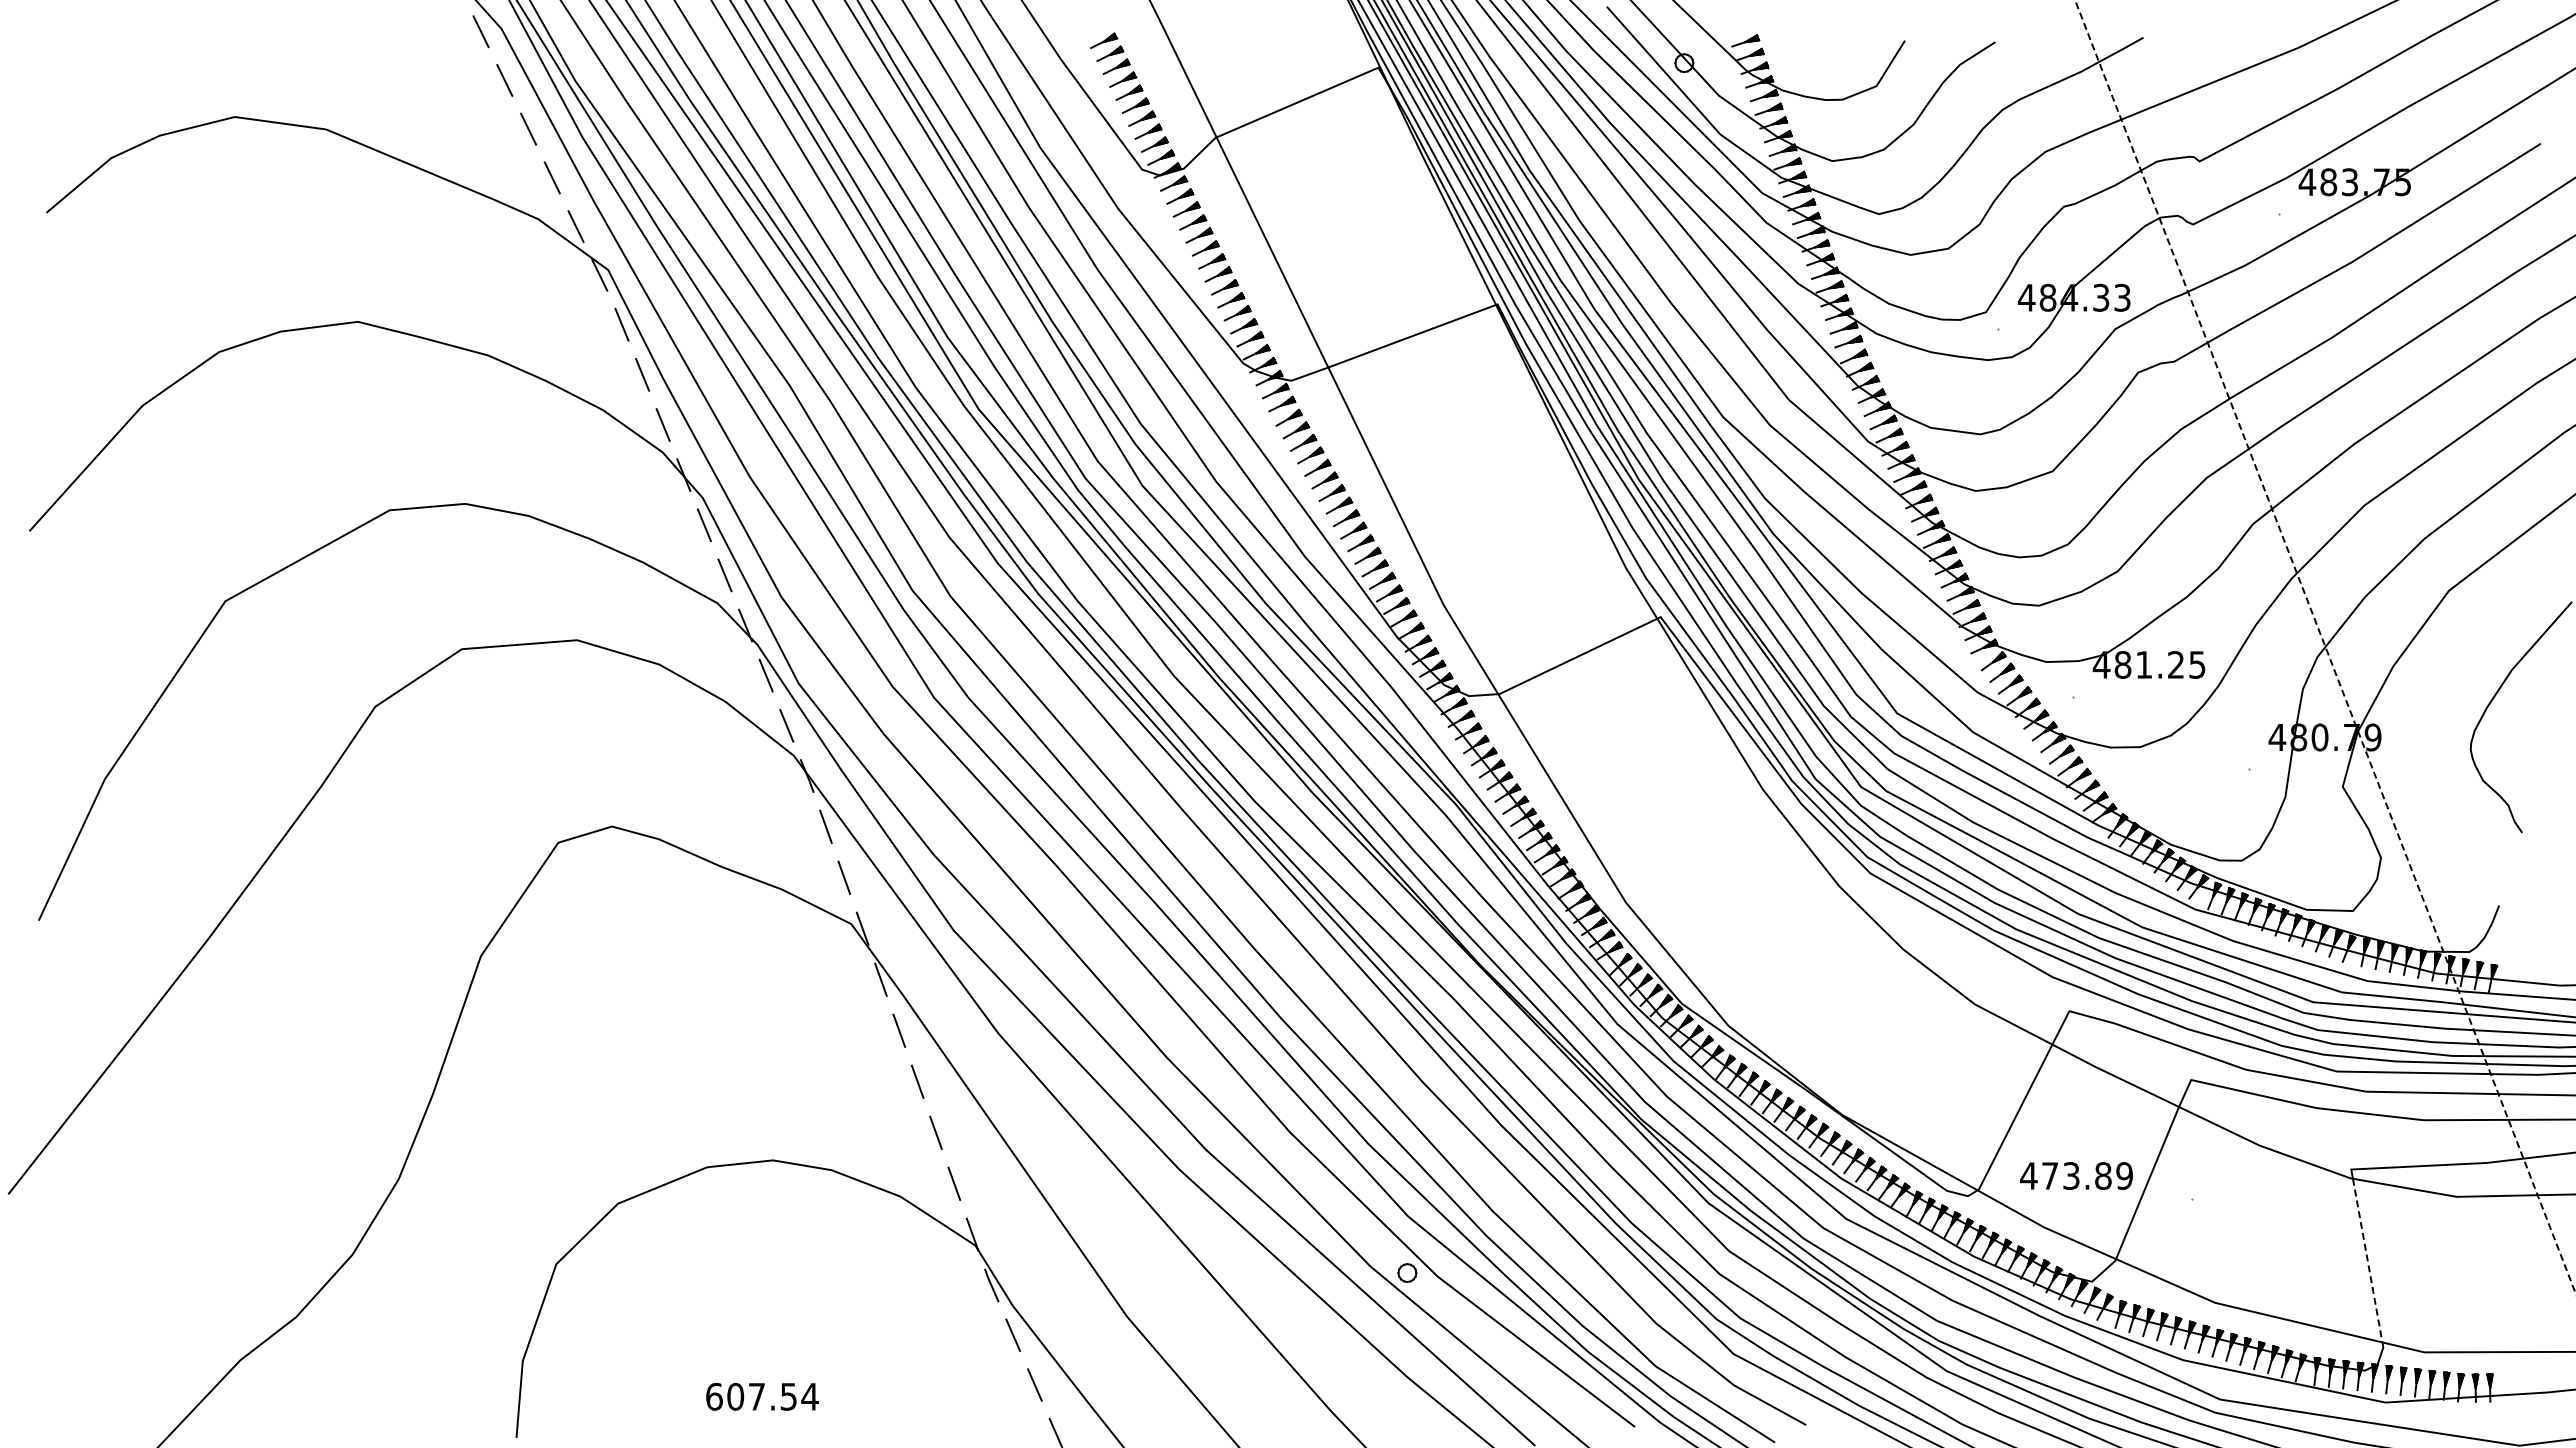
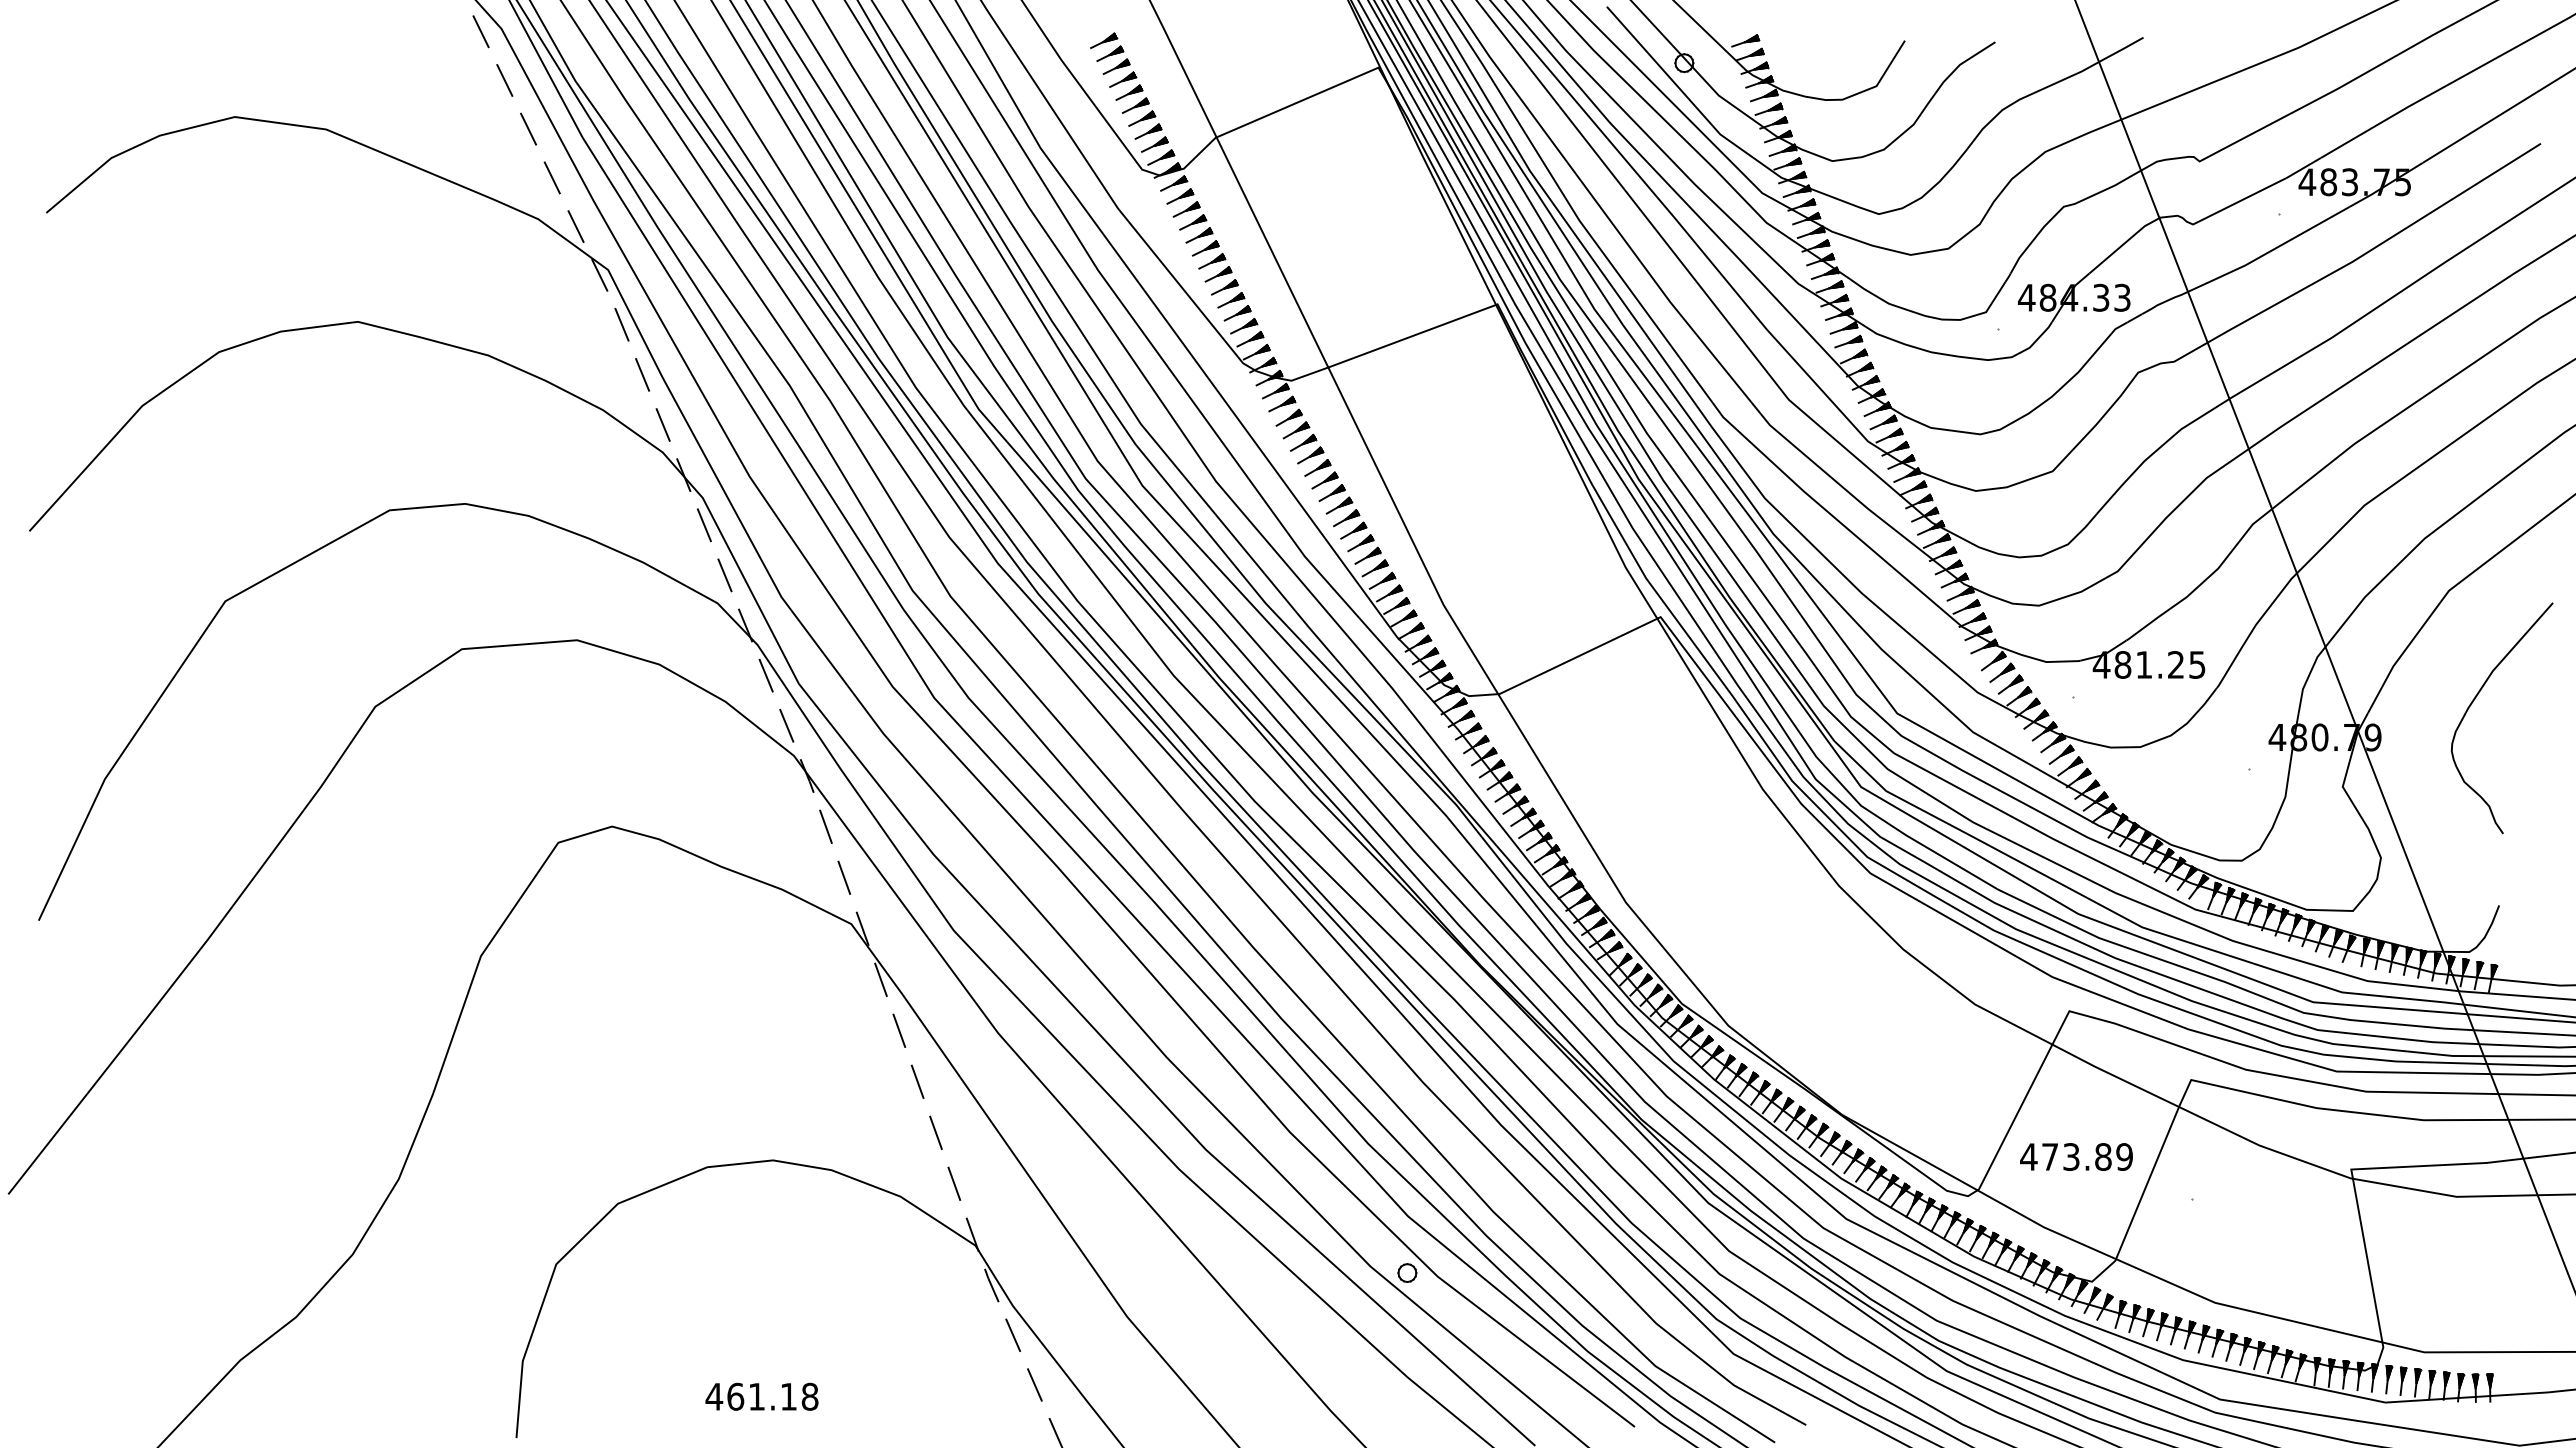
line: dashed -> solid (2325, 647)
curve position: (2494, 698) -> (2475, 699) (2475, 699)
text position: (2076, 1175) -> (2076, 1156) (2076, 1156)
line: dashed -> solid (2367, 1261)
text: 607.54 -> 461.18 (761, 1396)
